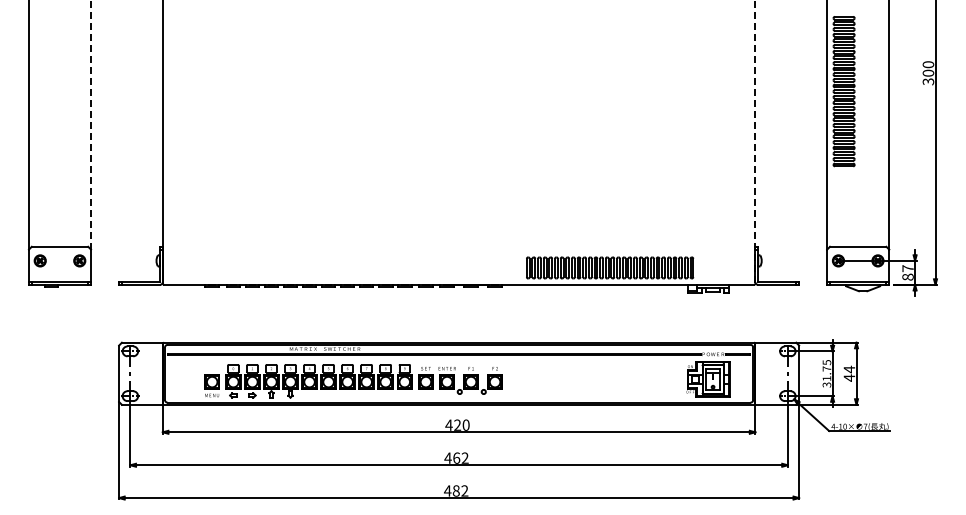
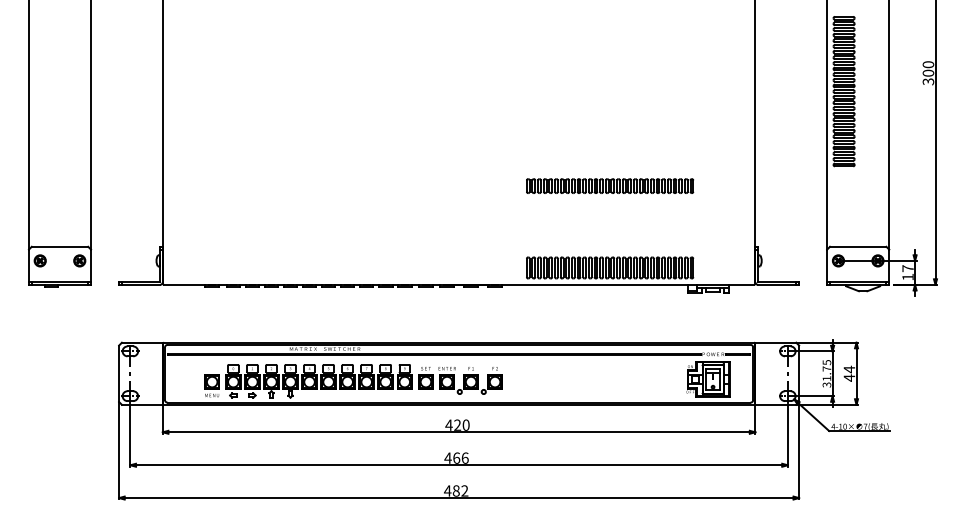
line: dashed -> solid (91, 124)
line: dashed -> solid (755, 141)
part: none -> present (610, 185)
text: 87 -> 17 (907, 276)
text: 462 -> 466 (464, 457)
